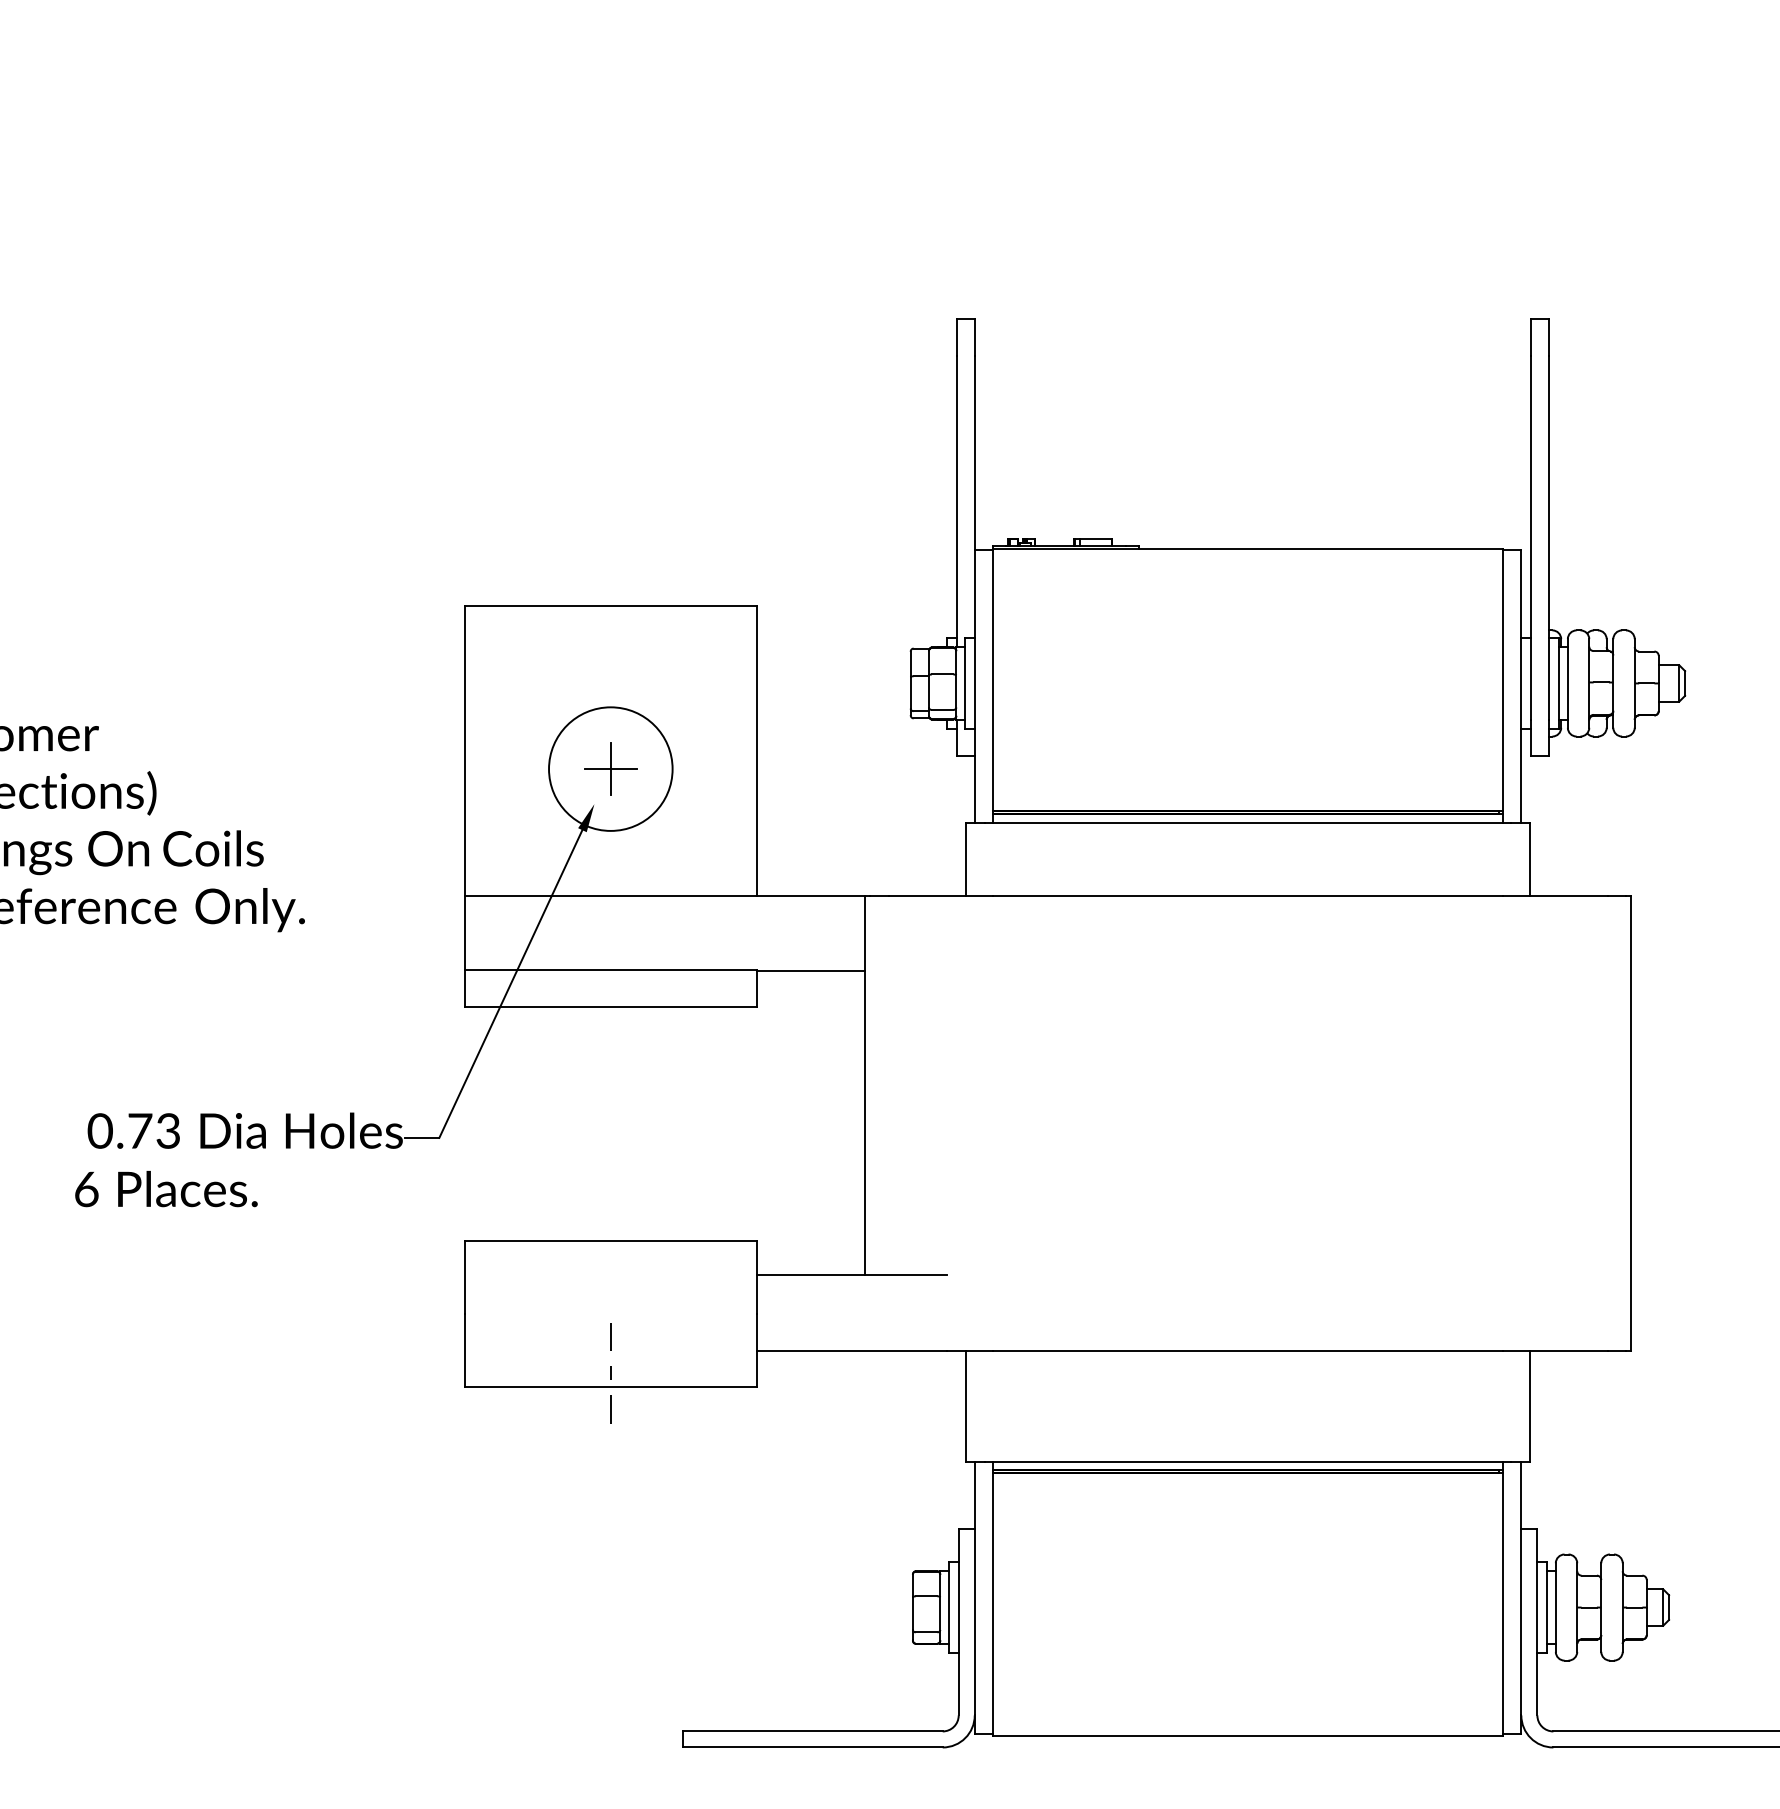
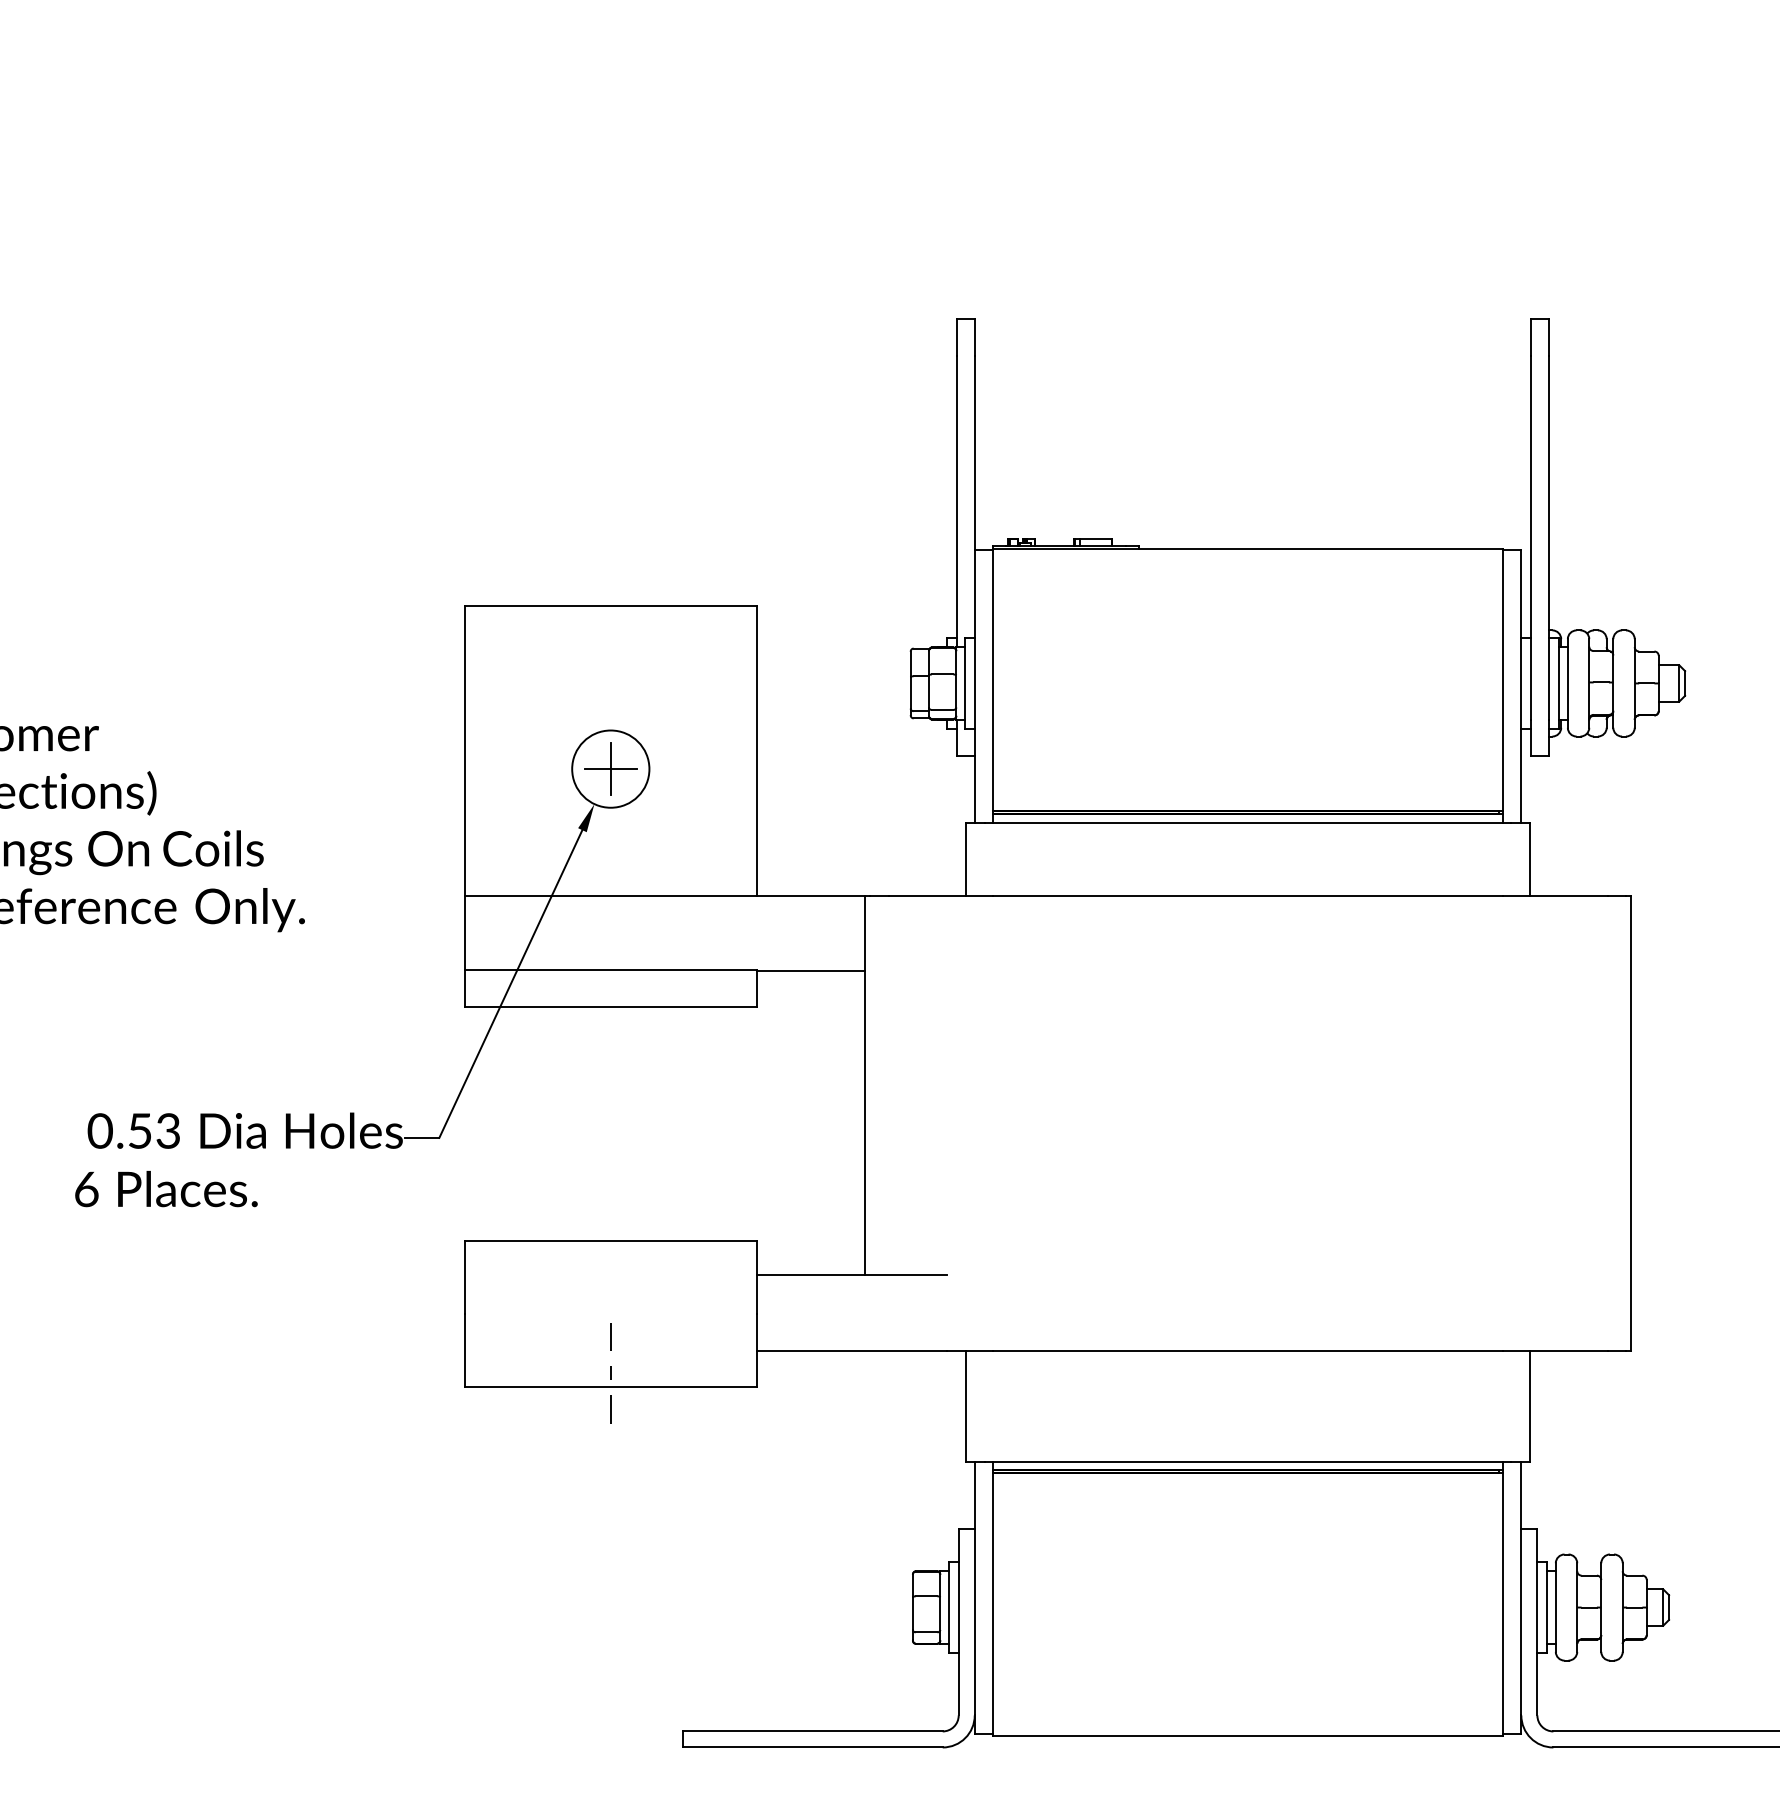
circle diameter: 124 px -> 77 px (610, 768)
text: 0.73 -> 0.53 (140, 1130)
